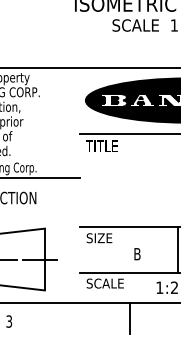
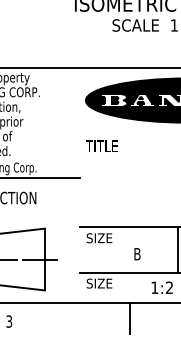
line: present -> none (128, 134)
text: SCALE -> SIZE (108, 283)
text position: (166, 287) -> (161, 287) (161, 287)
